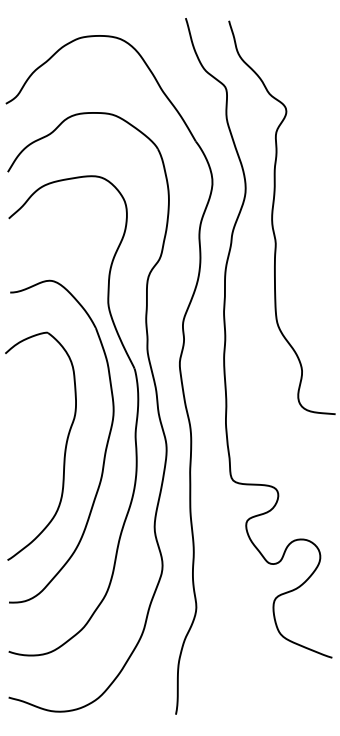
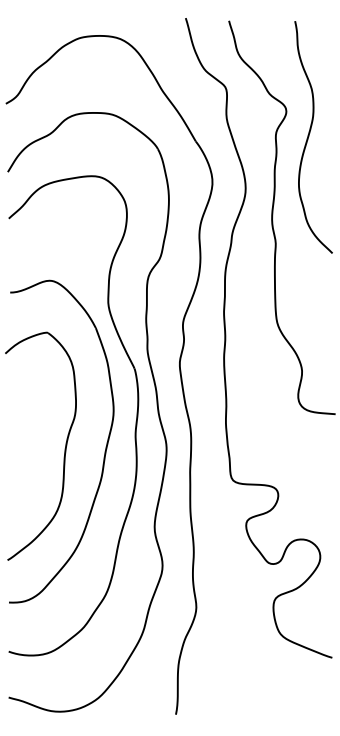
curve: none -> present (309, 136)
